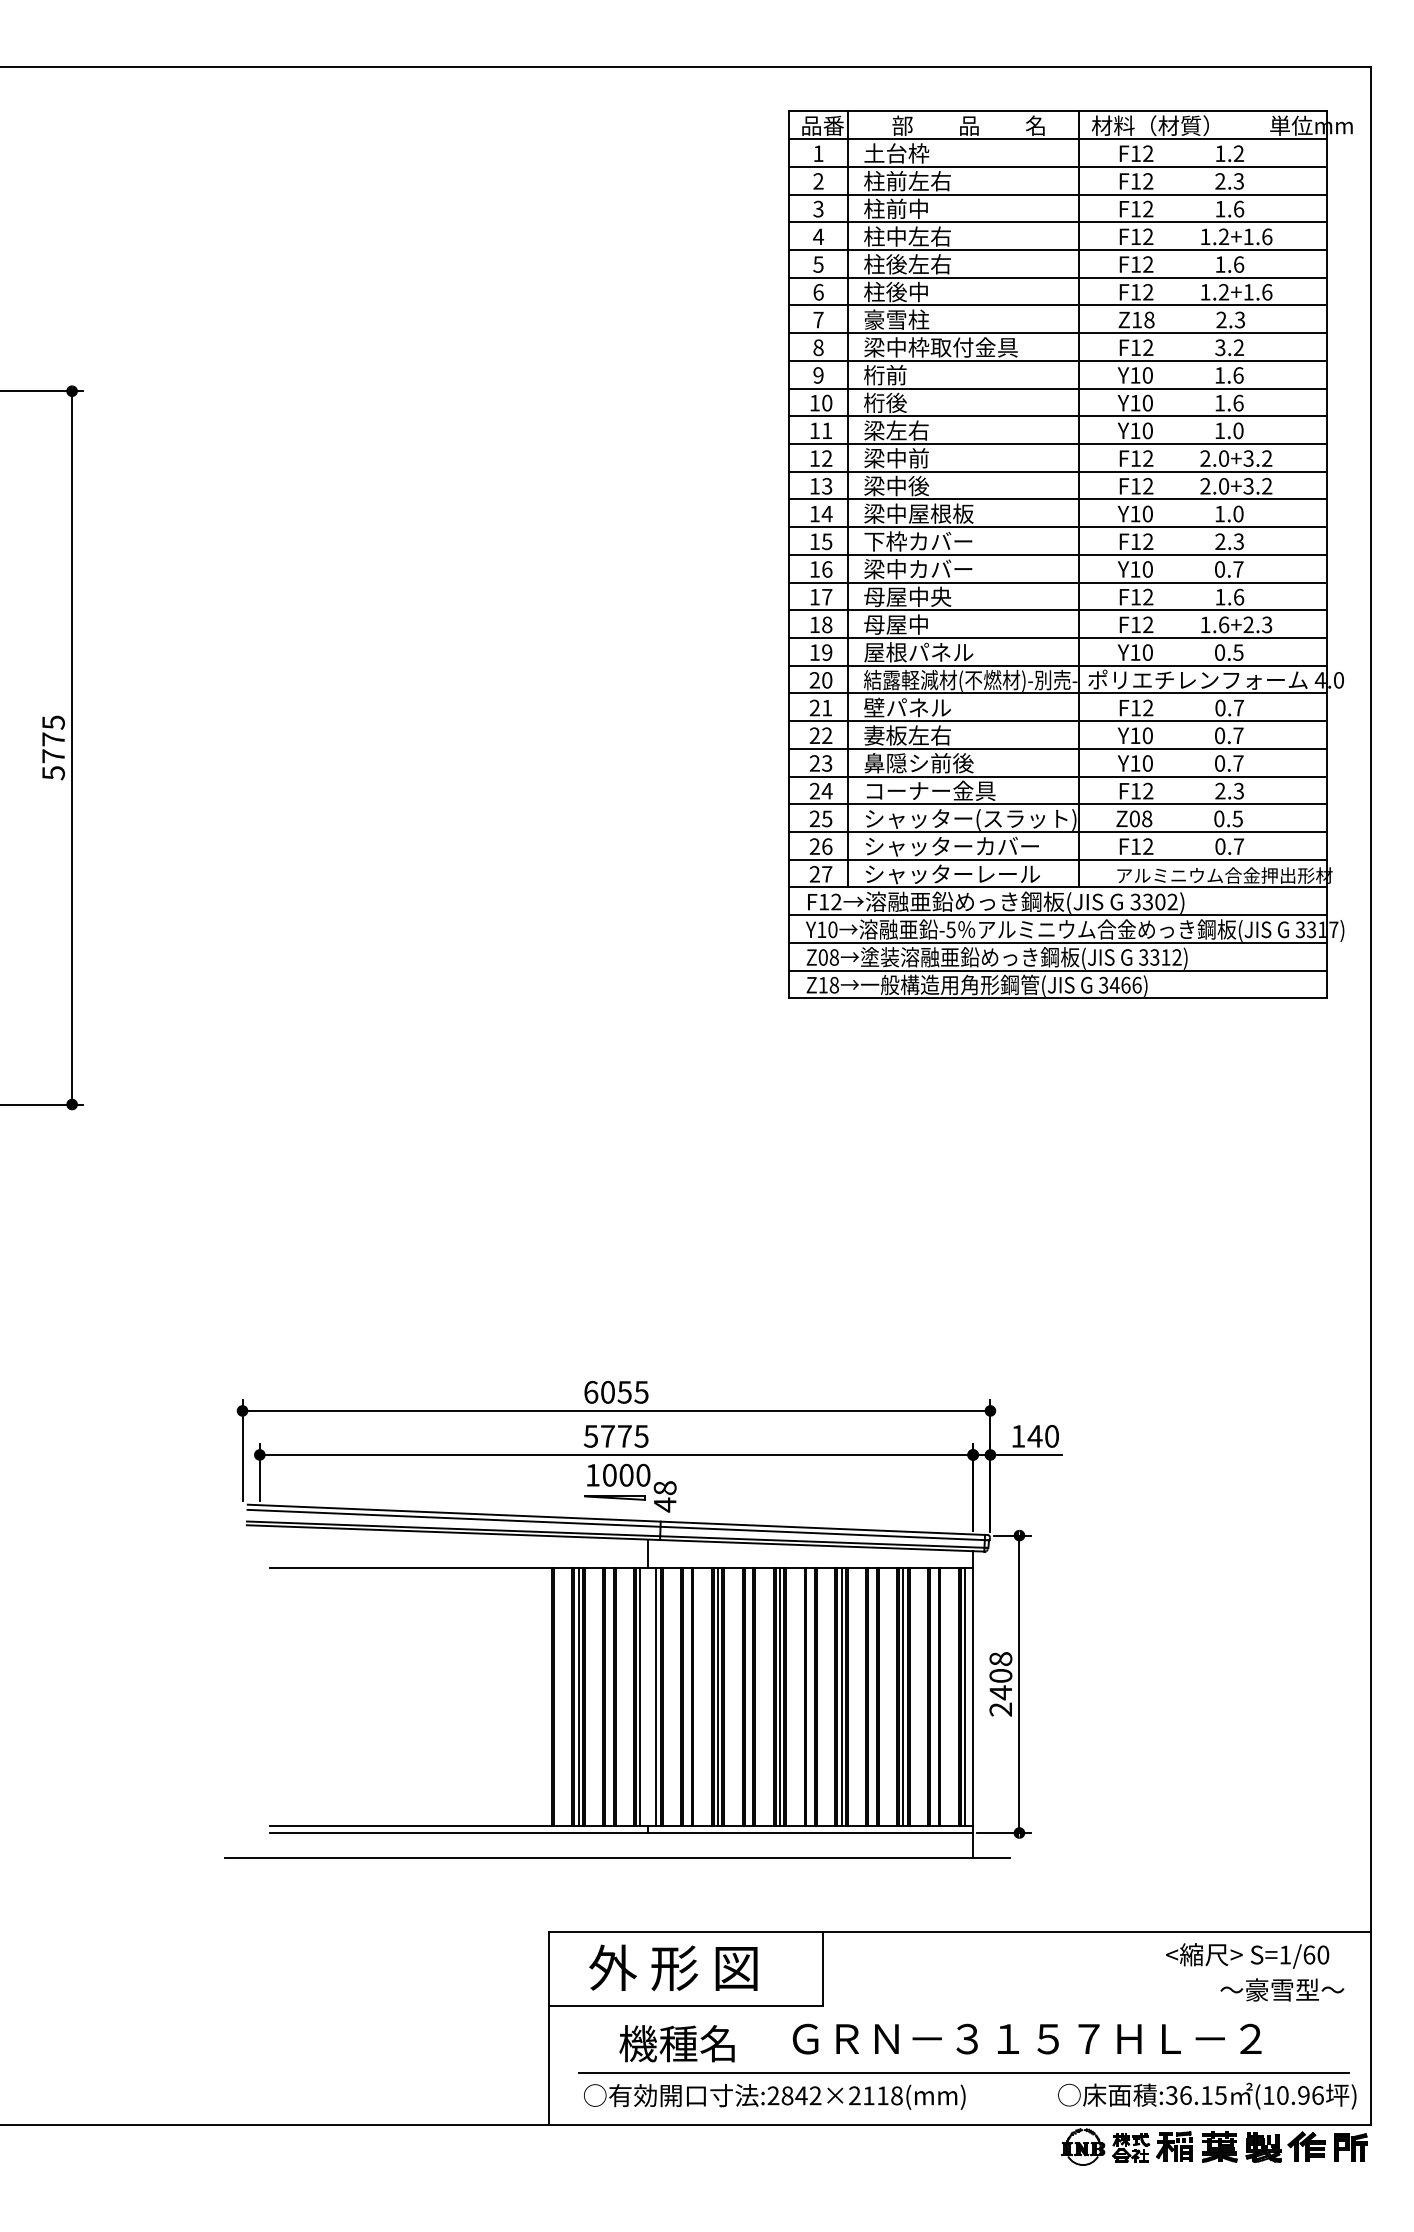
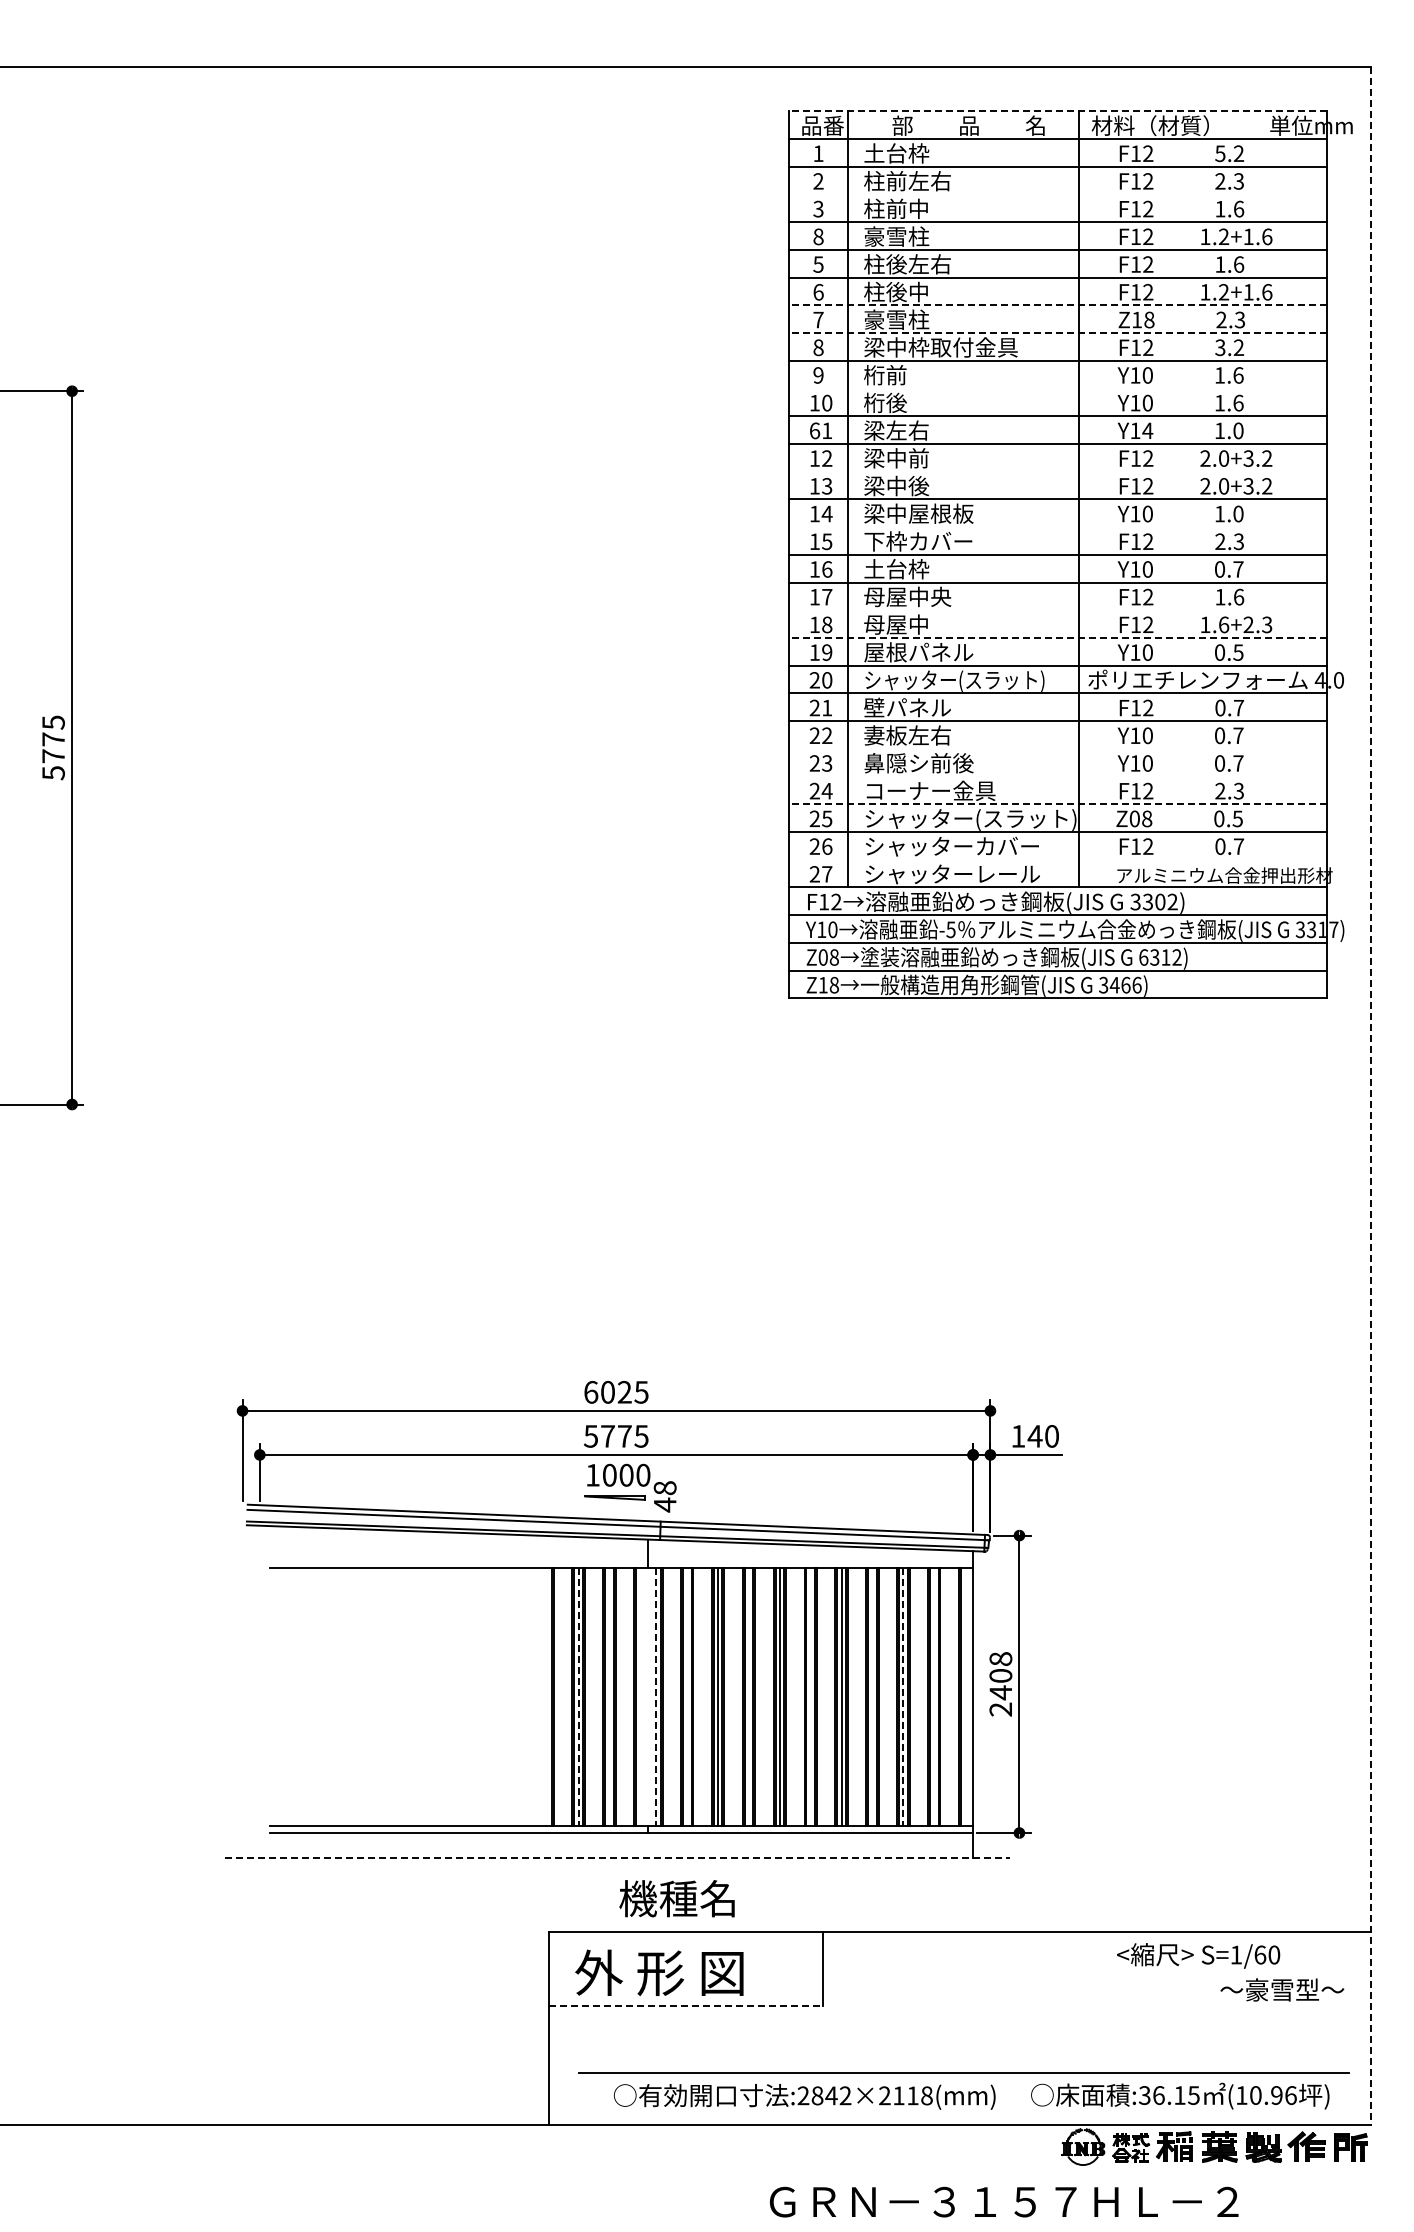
line: solid -> dashed (1057, 111)
text: 1.2 -> 5.2 (1220, 153)
line: present -> none (1057, 194)
text: 4 -> 8 (818, 236)
text: 柱中左右 -> 豪雪柱 (907, 236)
line: solid -> dashed (1057, 305)
line: solid -> dashed (1057, 333)
line: present -> none (1057, 388)
text: 11 -> 61 (815, 430)
text: Y10 -> Y14 (1147, 430)
line: present -> none (1057, 471)
line: present -> none (1057, 527)
text: 梁中カバー -> 土台枠 (918, 569)
line: present -> none (1057, 610)
line: solid -> dashed (1057, 638)
text: 結露軽減材(不燃材)-別売- -> シャッター(スラット) (970, 680)
line: present -> none (1057, 748)
line: present -> none (1057, 776)
line: solid -> dashed (1057, 804)
line: present -> none (1057, 859)
text: 3312) -> 6312) (1143, 957)
line: solid -> dashed (1371, 1095)
text: 6055 -> 6025 (624, 1391)
line: solid -> dashed (578, 1696)
line: present -> none (640, 1696)
line: solid -> dashed (656, 1696)
line: solid -> dashed (903, 1696)
line: present -> none (965, 1696)
line: solid -> dashed (617, 1857)
text position: (1247, 1955) -> (1198, 1955) (1198, 1955)
text position: (673, 1967) -> (659, 1972) (659, 1972)
line: solid -> dashed (686, 2005)
text position: (1027, 2038) -> (1004, 2201) (1004, 2201)
text position: (676, 2043) -> (676, 1898) (676, 1898)
text position: (1207, 2095) -> (1180, 2095) (1180, 2095)
text position: (774, 2096) -> (804, 2096) (804, 2096)
